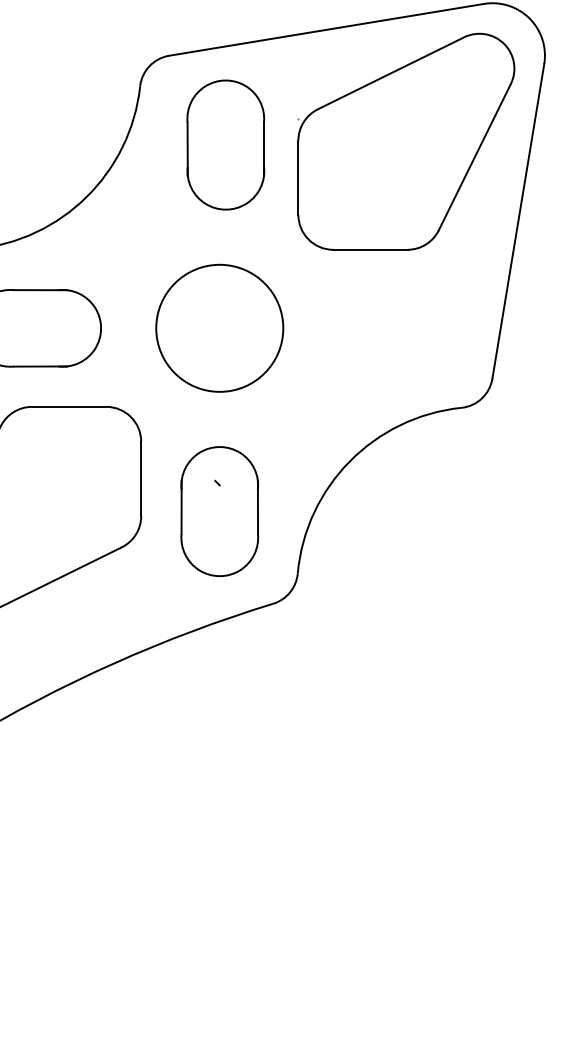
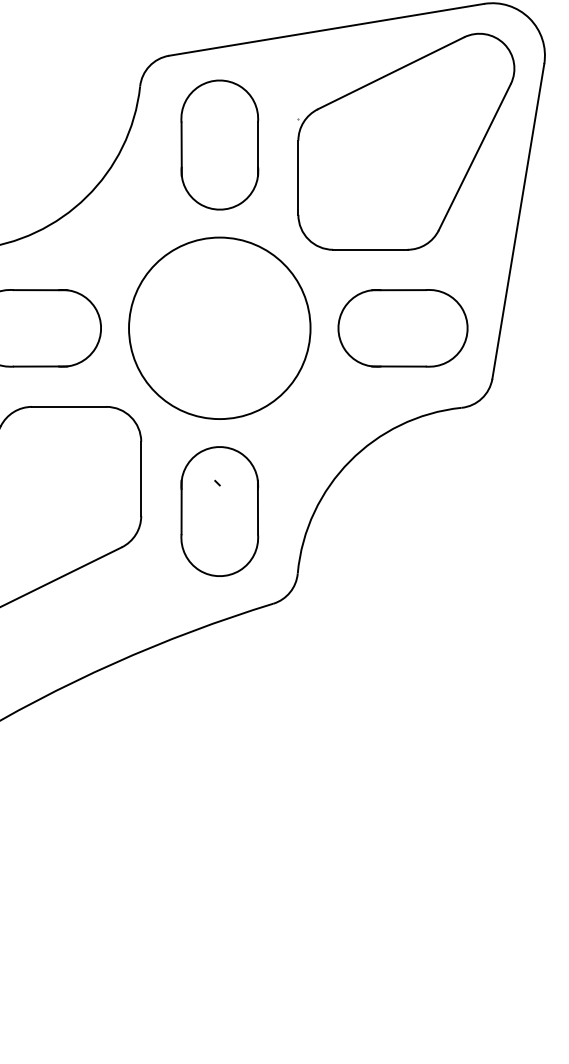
part position: (225, 144) -> (219, 144) (219, 144)
circle diameter: 127 px -> 182 px (219, 328)
part: none -> present (402, 328)
